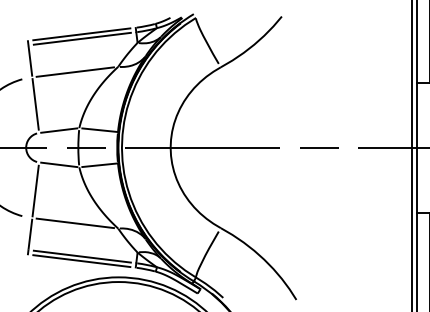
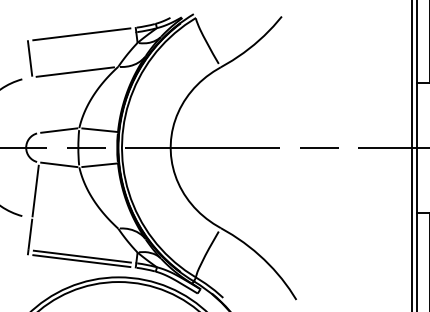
line: present -> none (81, 38)
line: present -> none (35, 104)
line: present -> none (74, 223)
